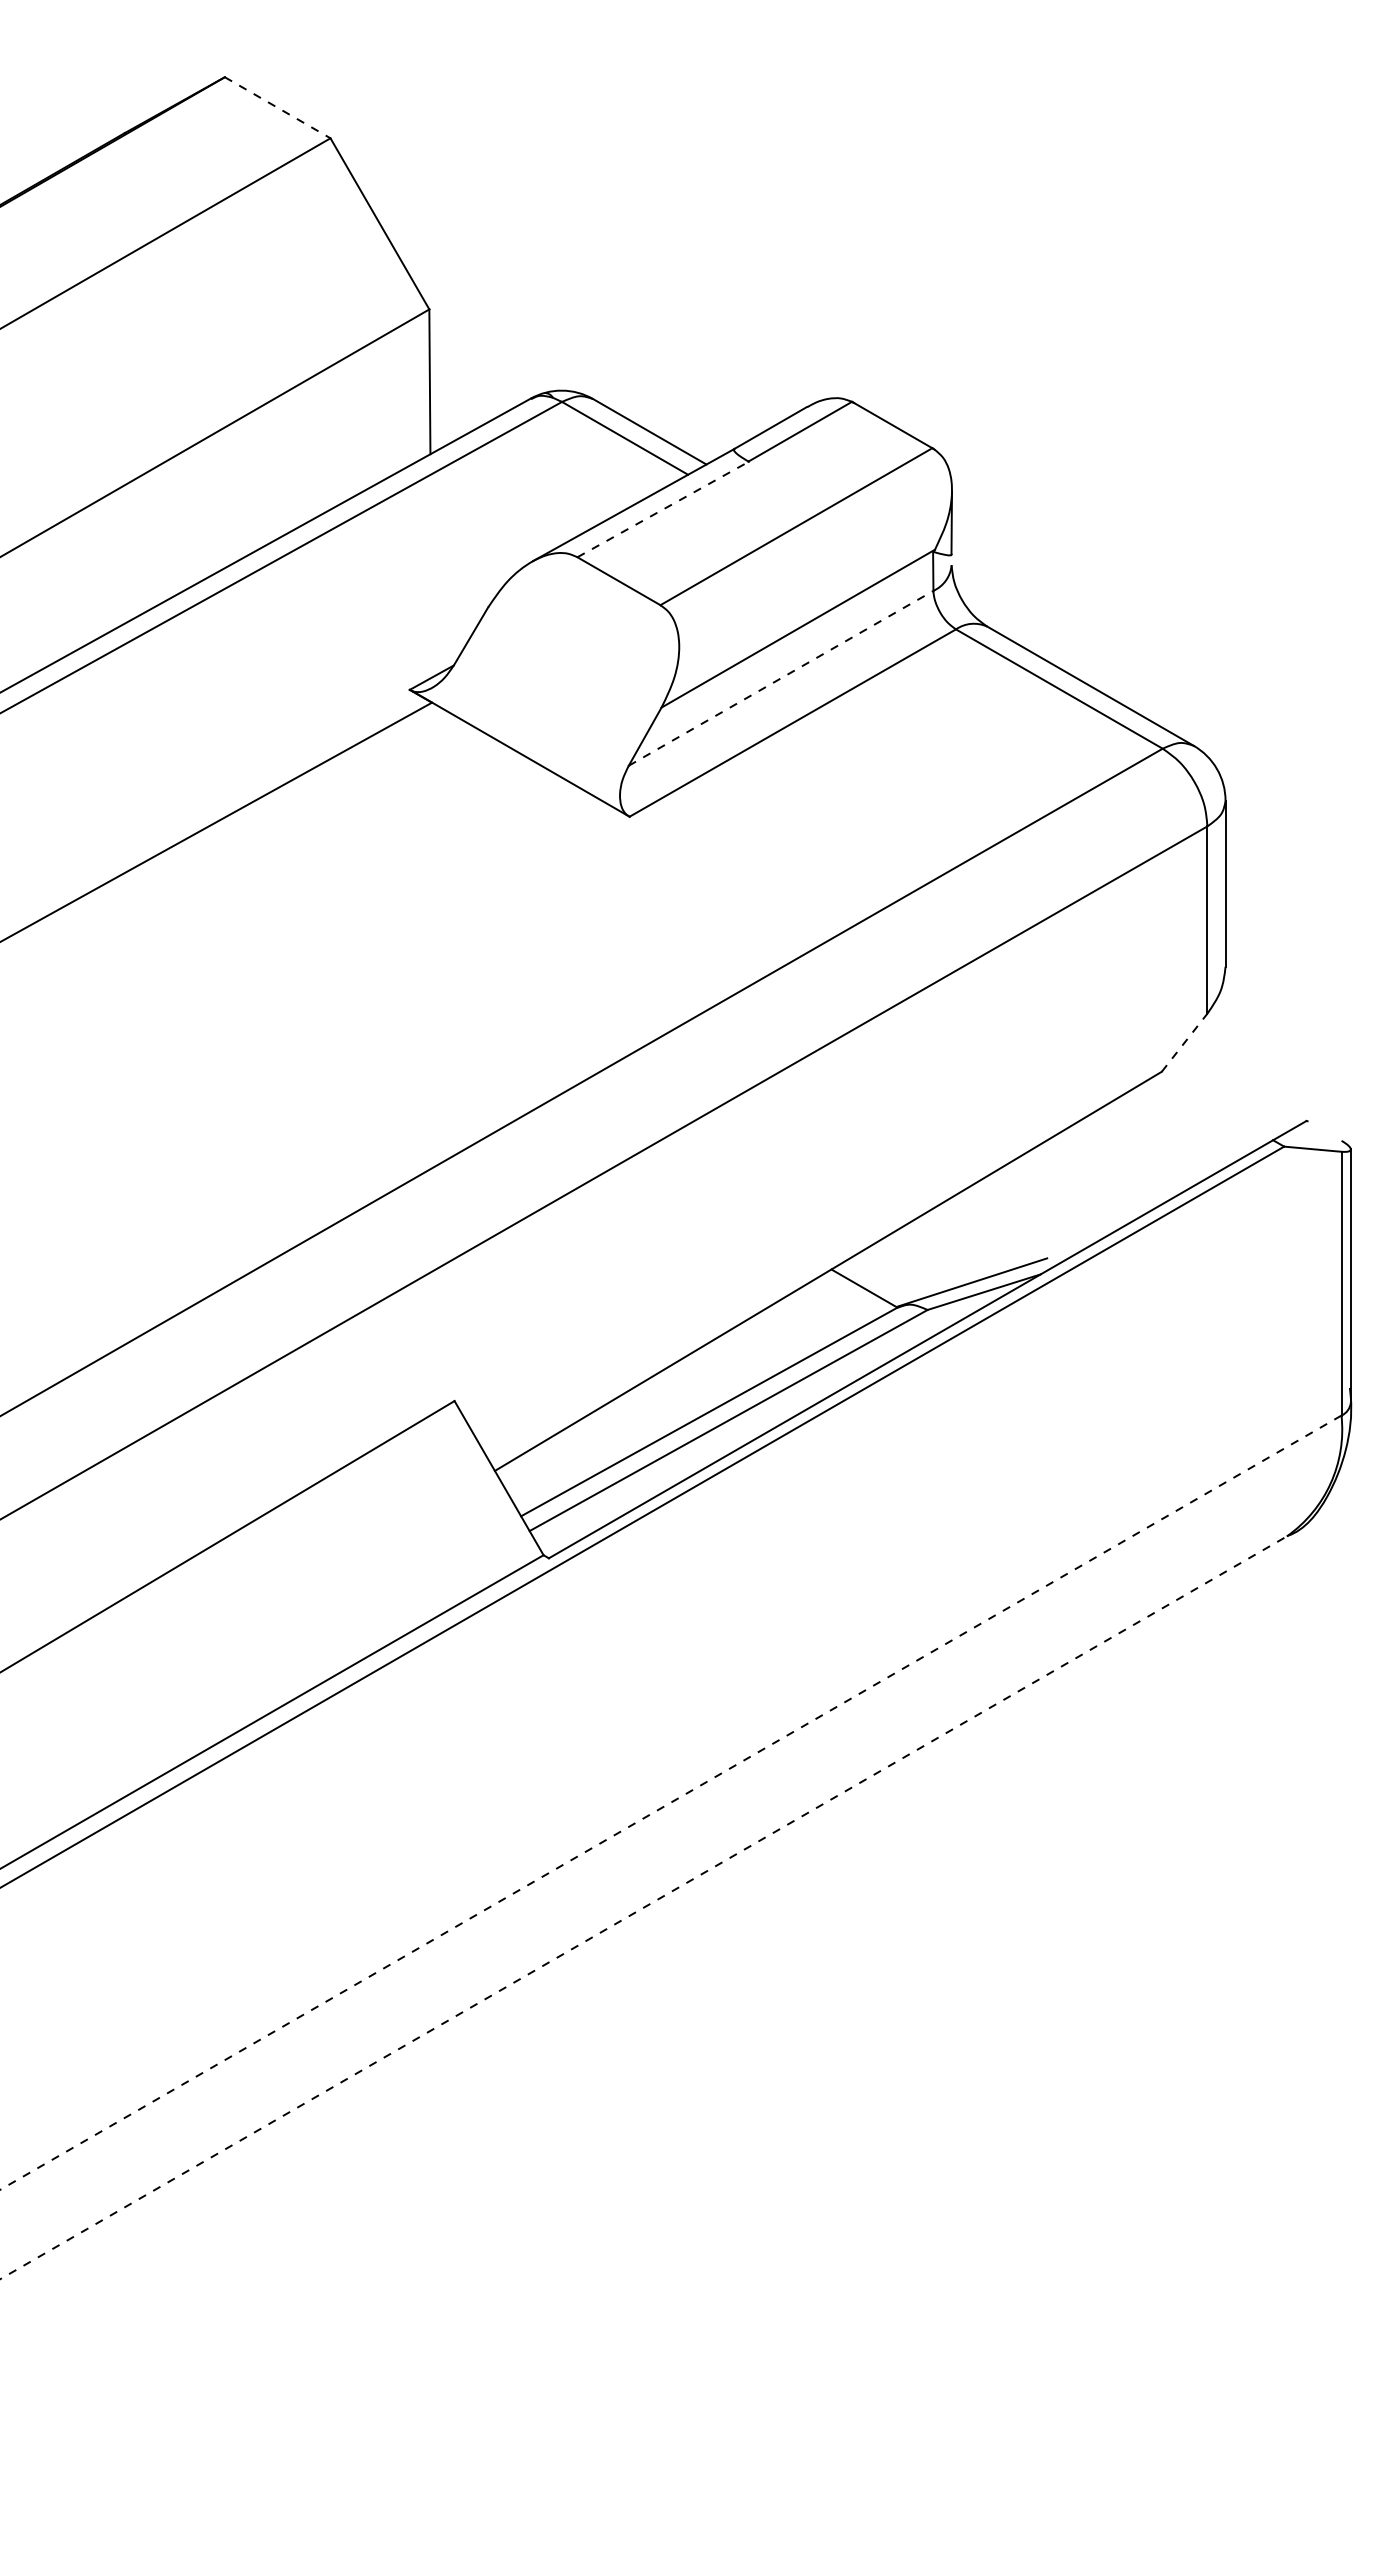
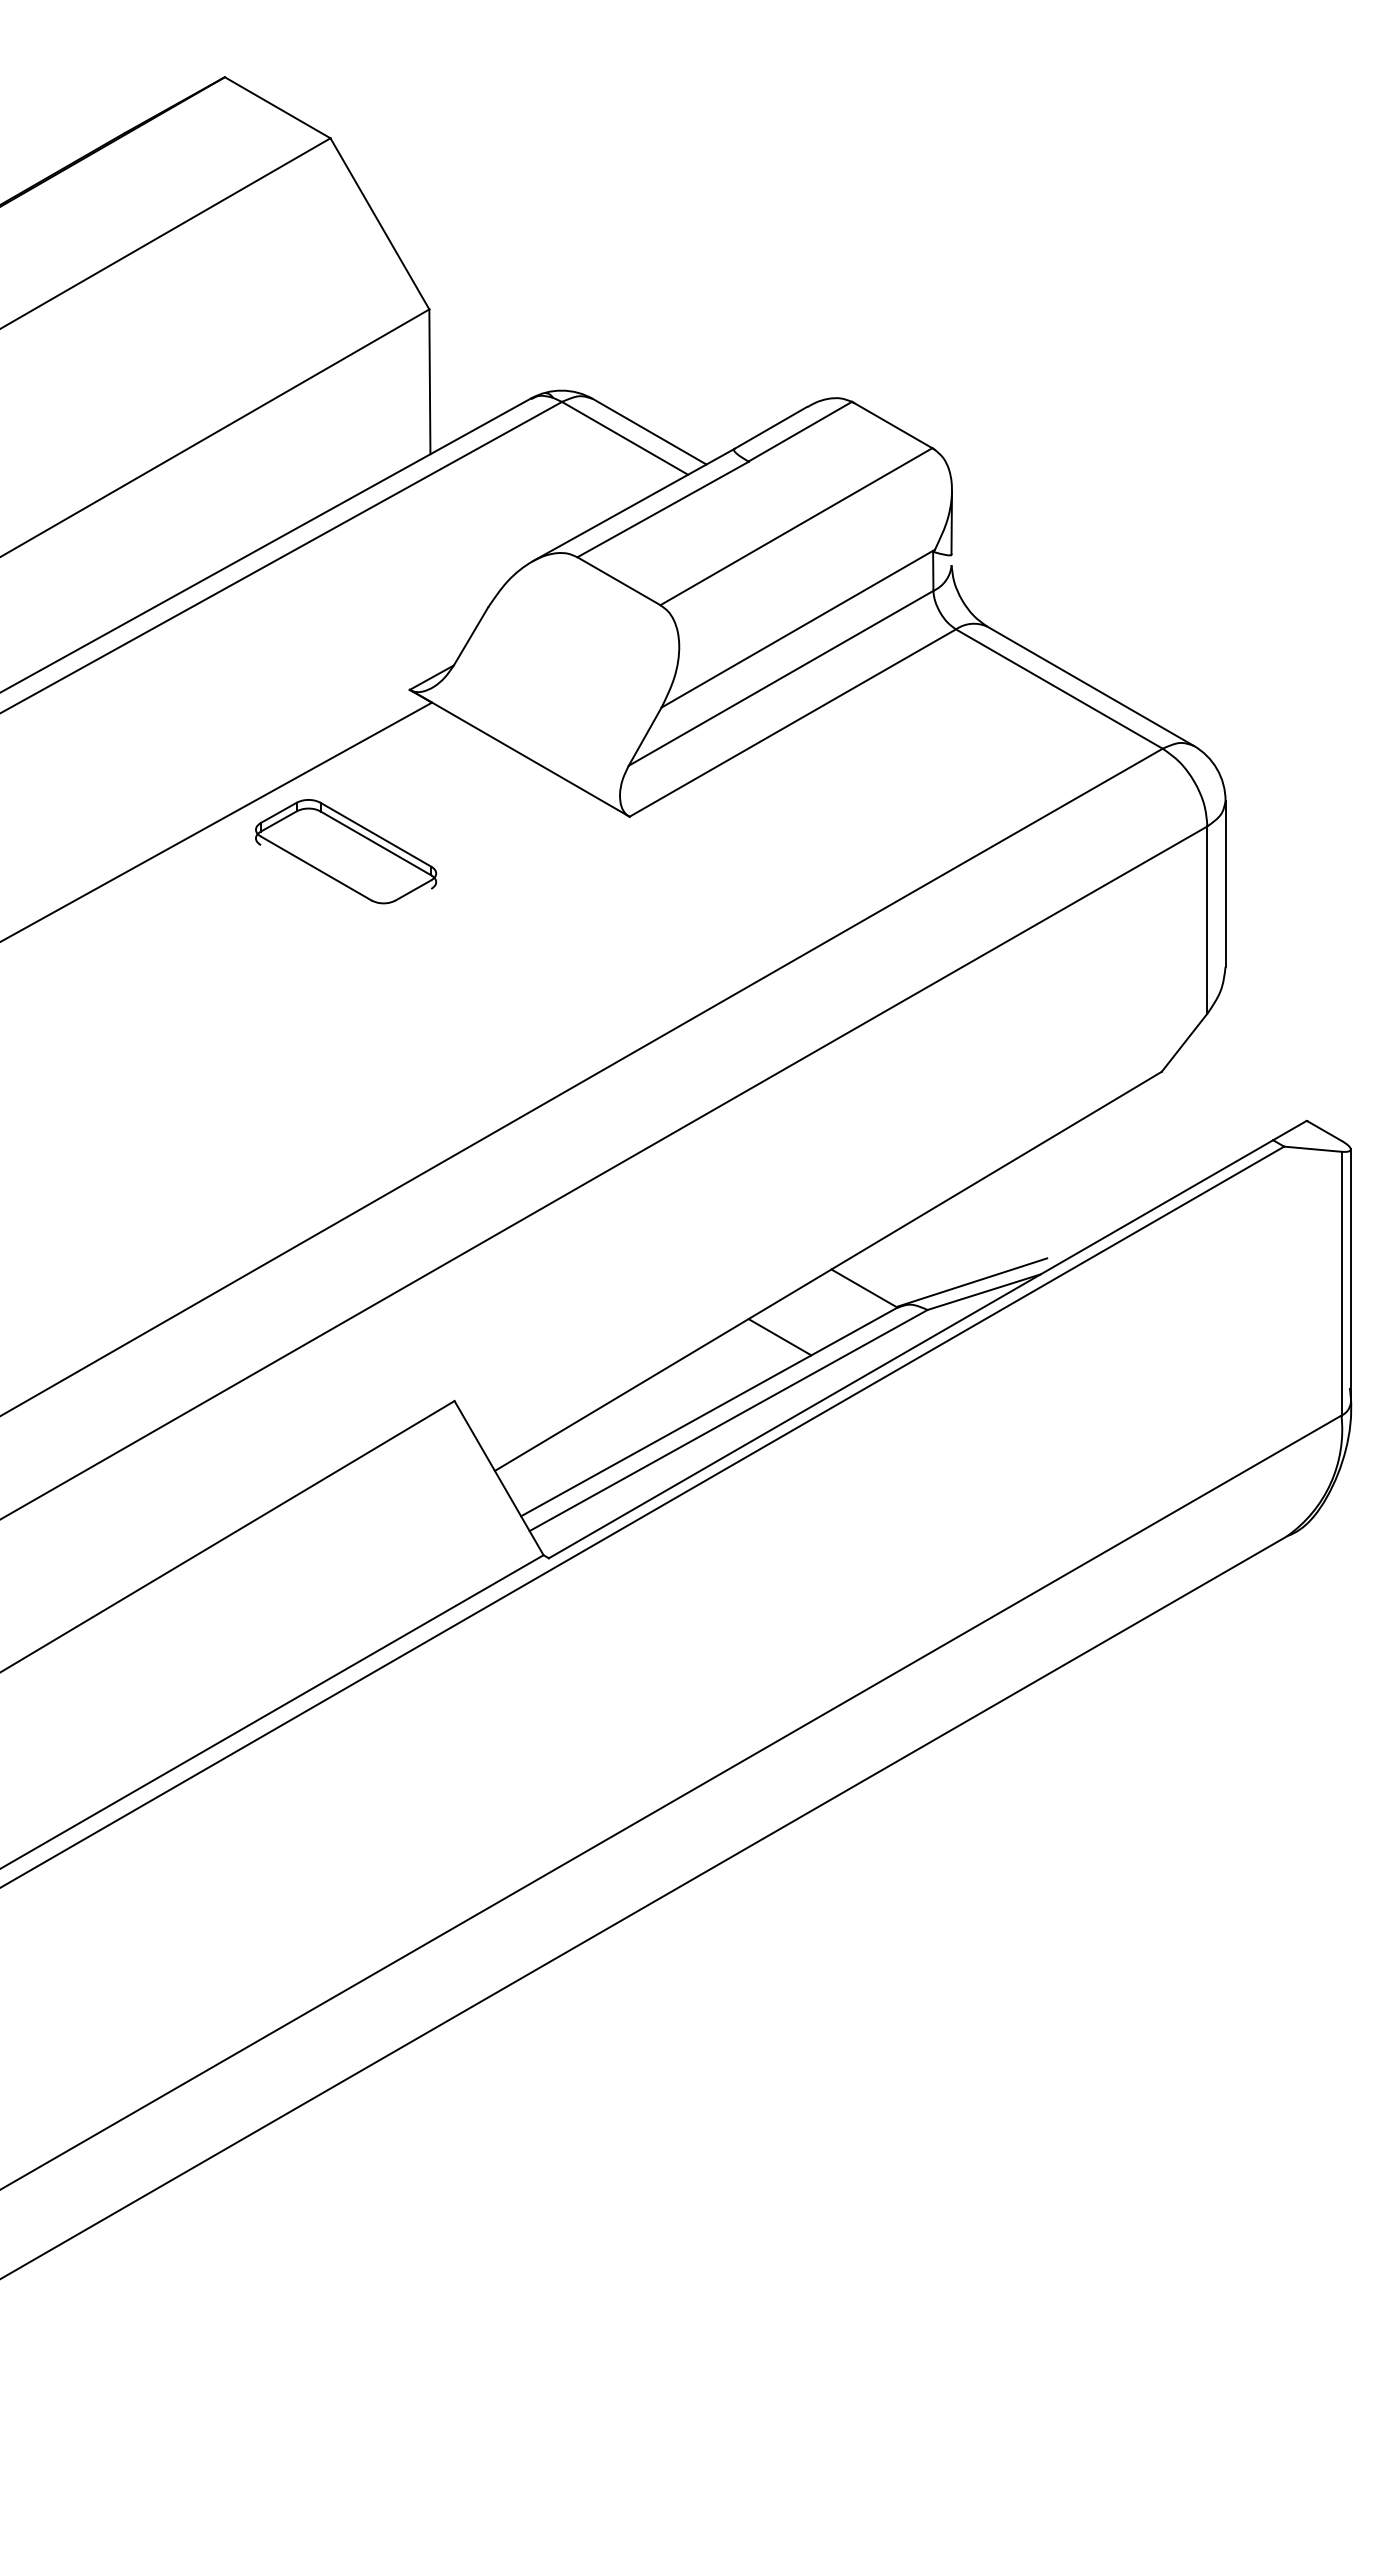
line: dashed -> solid (278, 108)
line: dashed -> solid (663, 509)
line: dashed -> solid (781, 678)
part: none -> present (346, 851)
line: dashed -> solid (1184, 1042)
line: none -> present (1324, 1130)
line: none -> present (779, 1337)
line: dashed -> solid (670, 1802)
line: dashed -> solid (643, 1907)
